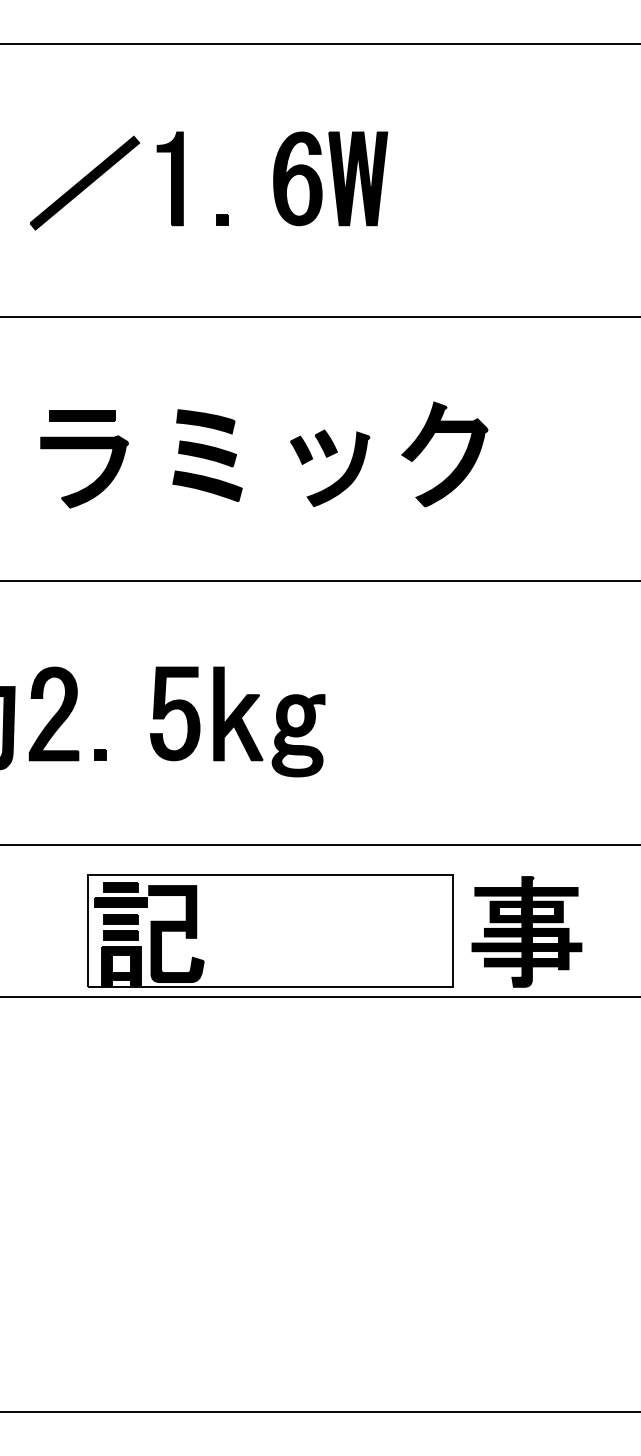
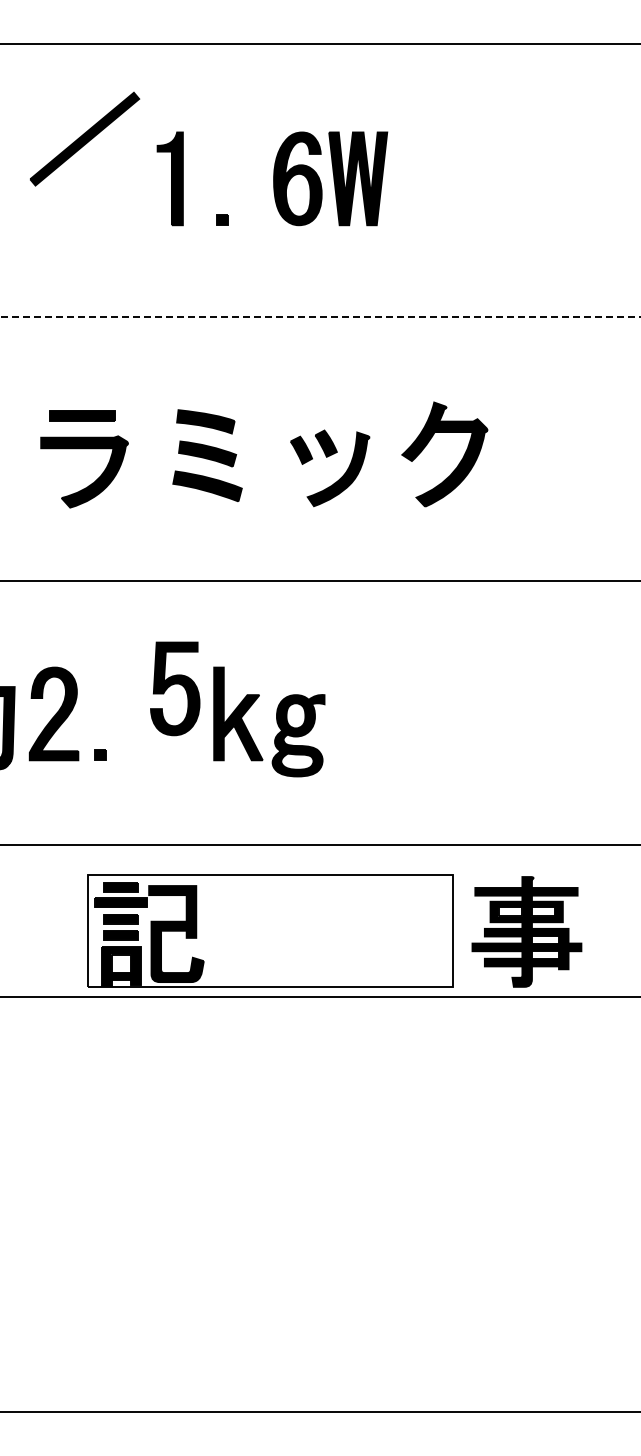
part position: (85, 182) -> (85, 138) (85, 138)
line: solid -> dashed (320, 317)
part position: (175, 713) -> (175, 688) (175, 688)
